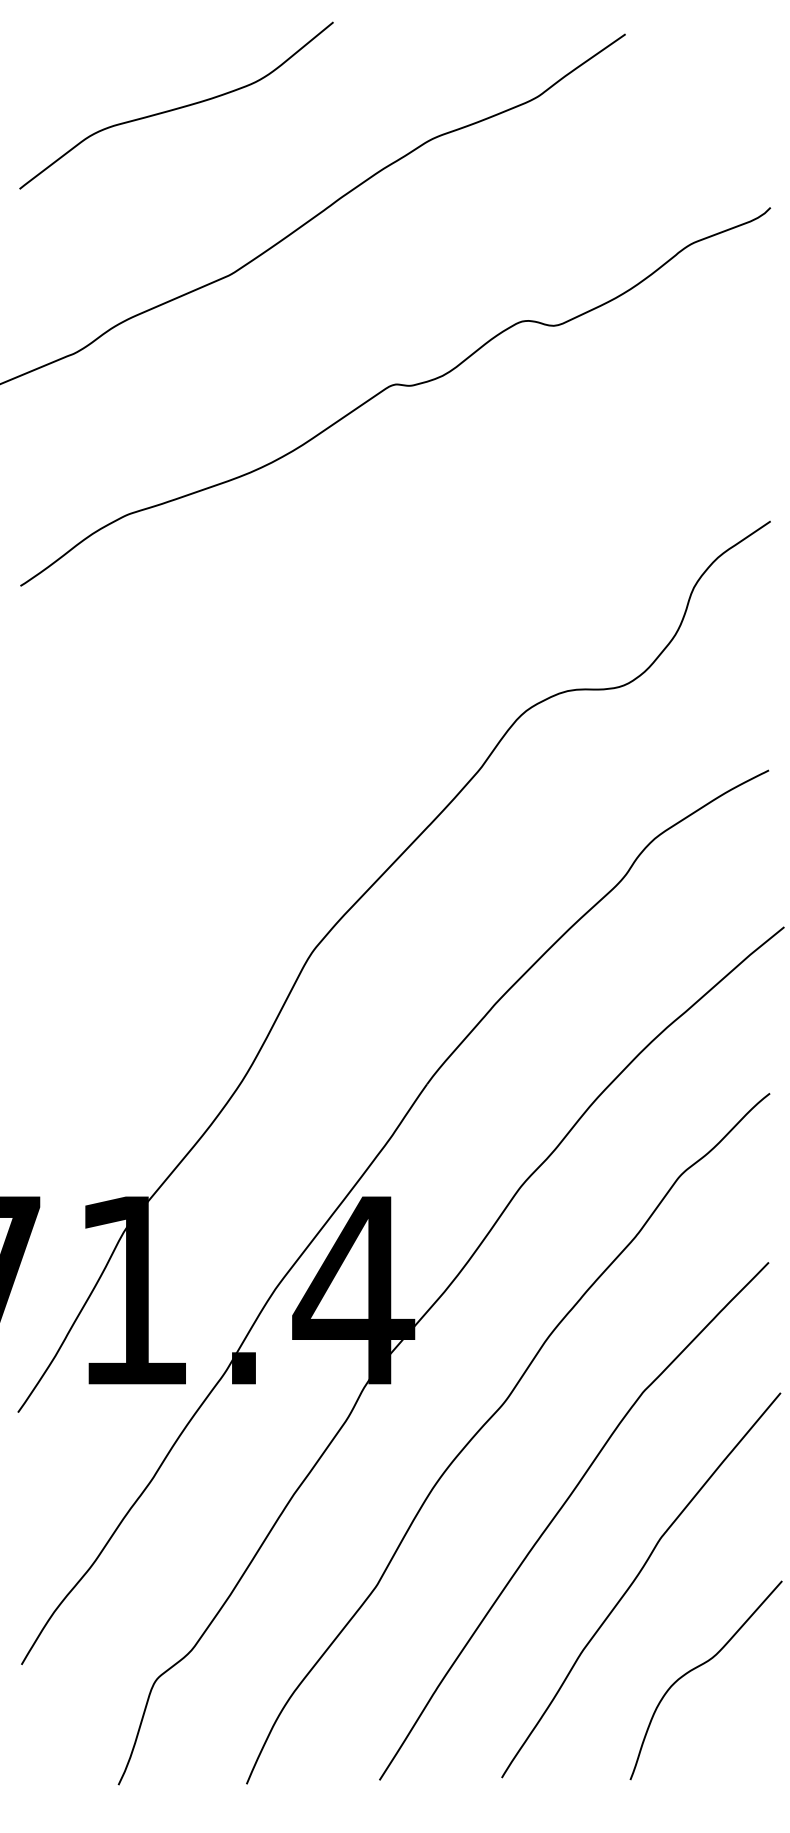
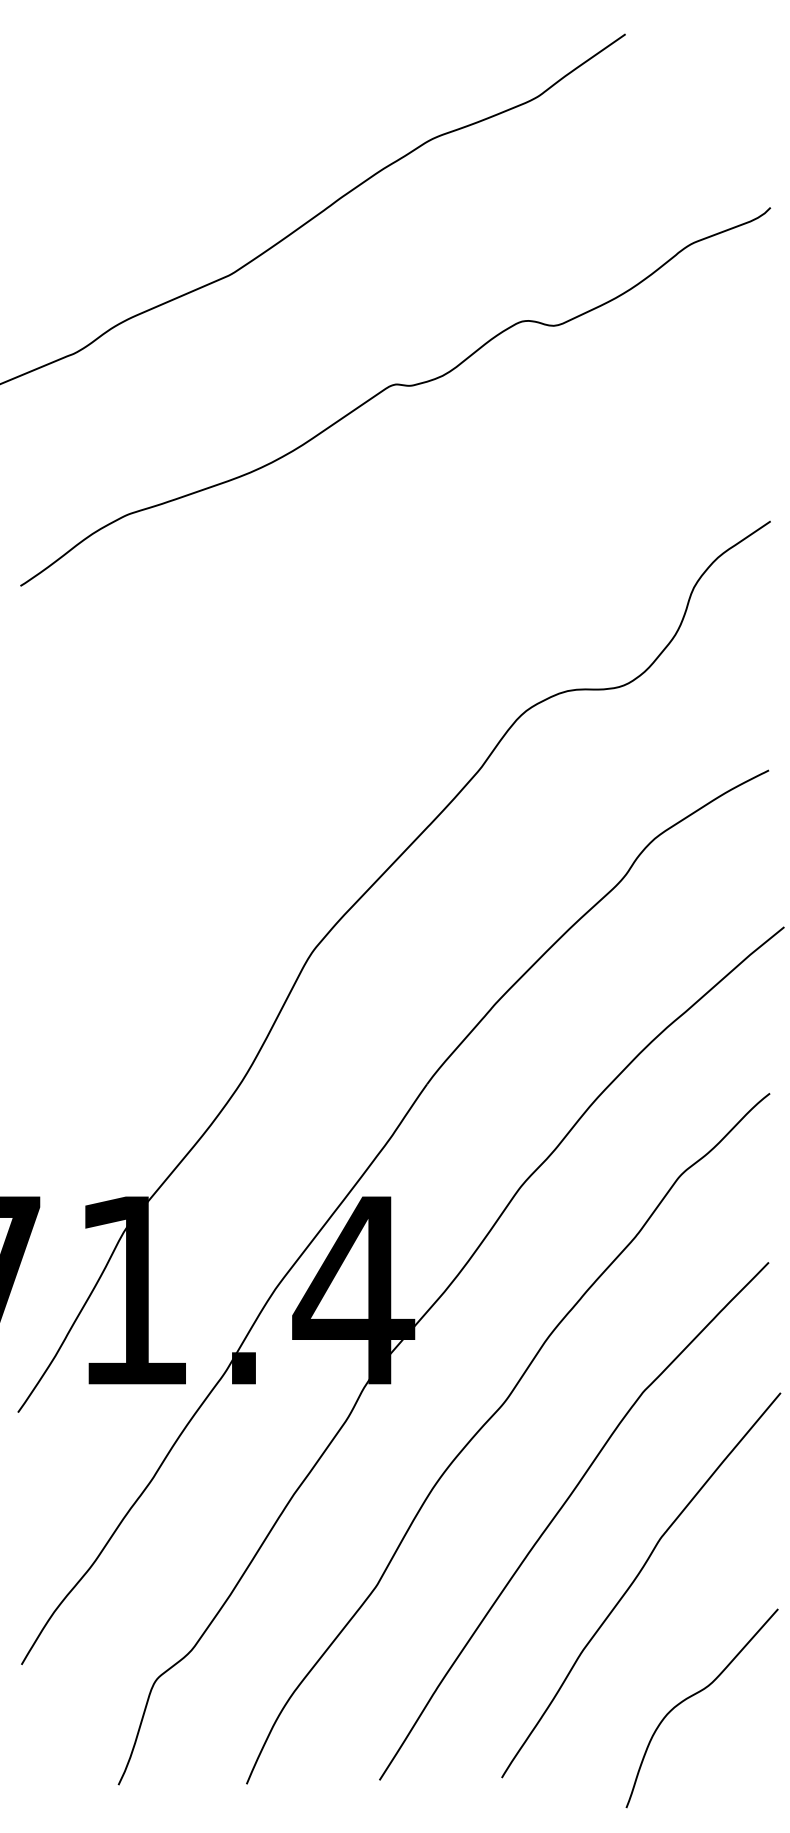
curve: present -> none (177, 107)
curve position: (698, 1667) -> (694, 1695) (694, 1695)
